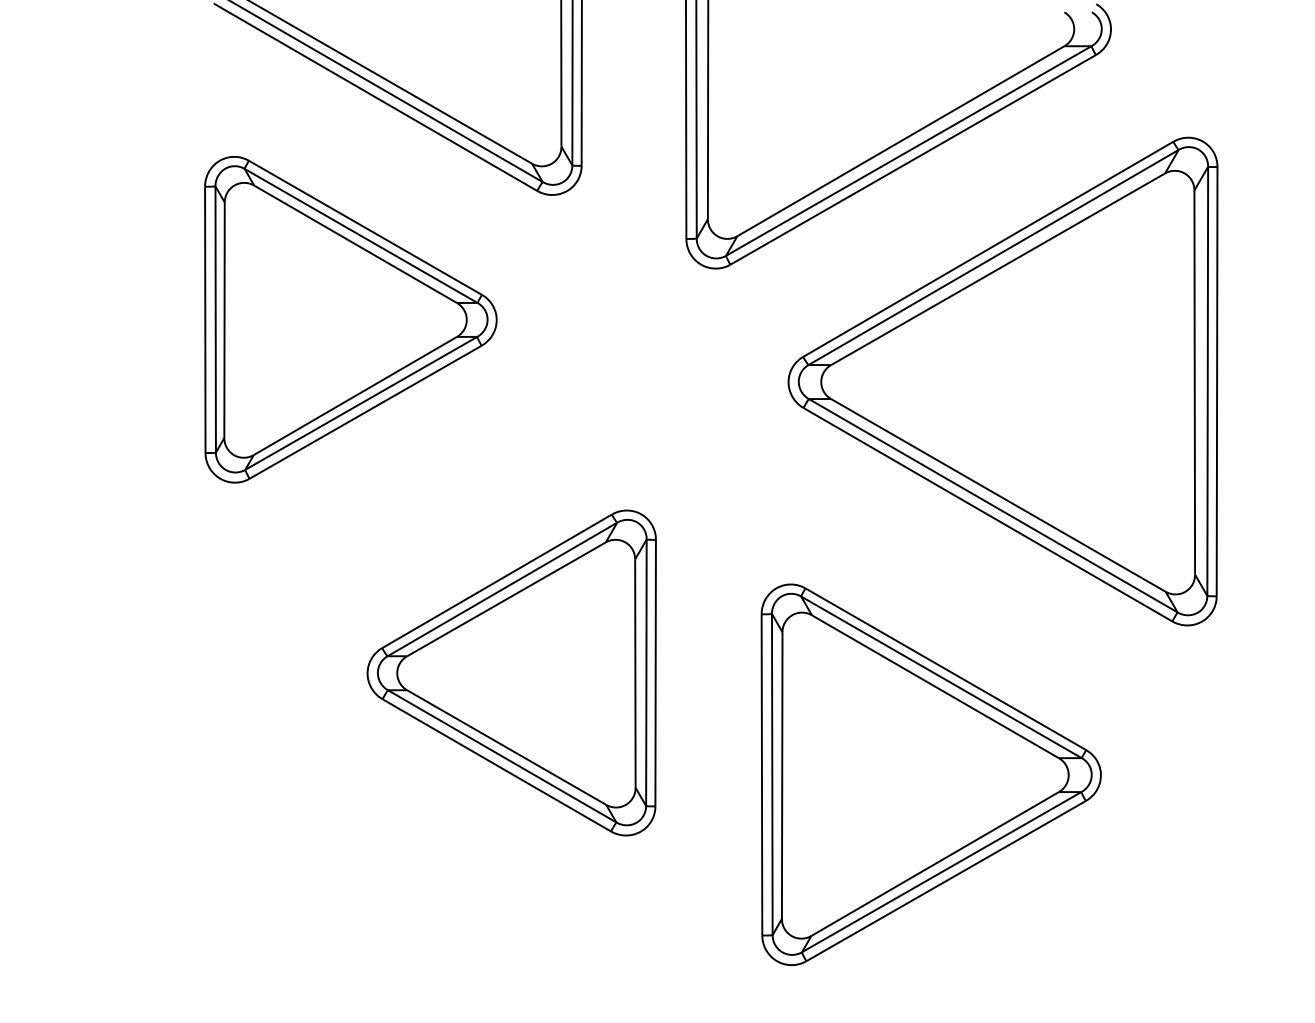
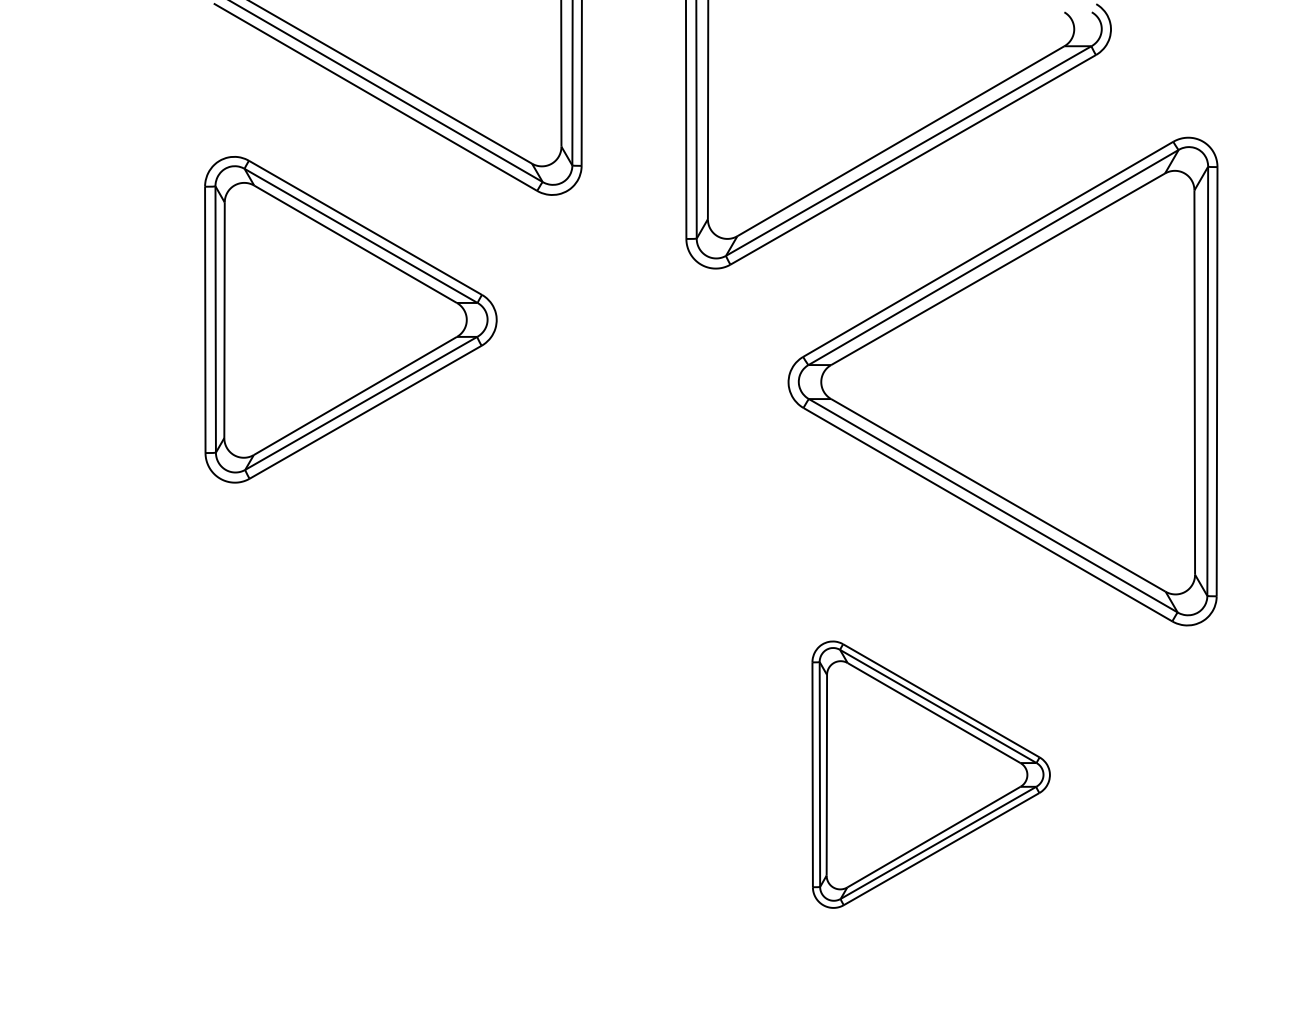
part: present -> none (511, 672)
part size: 342x383 px -> 240x269 px (930, 774)
